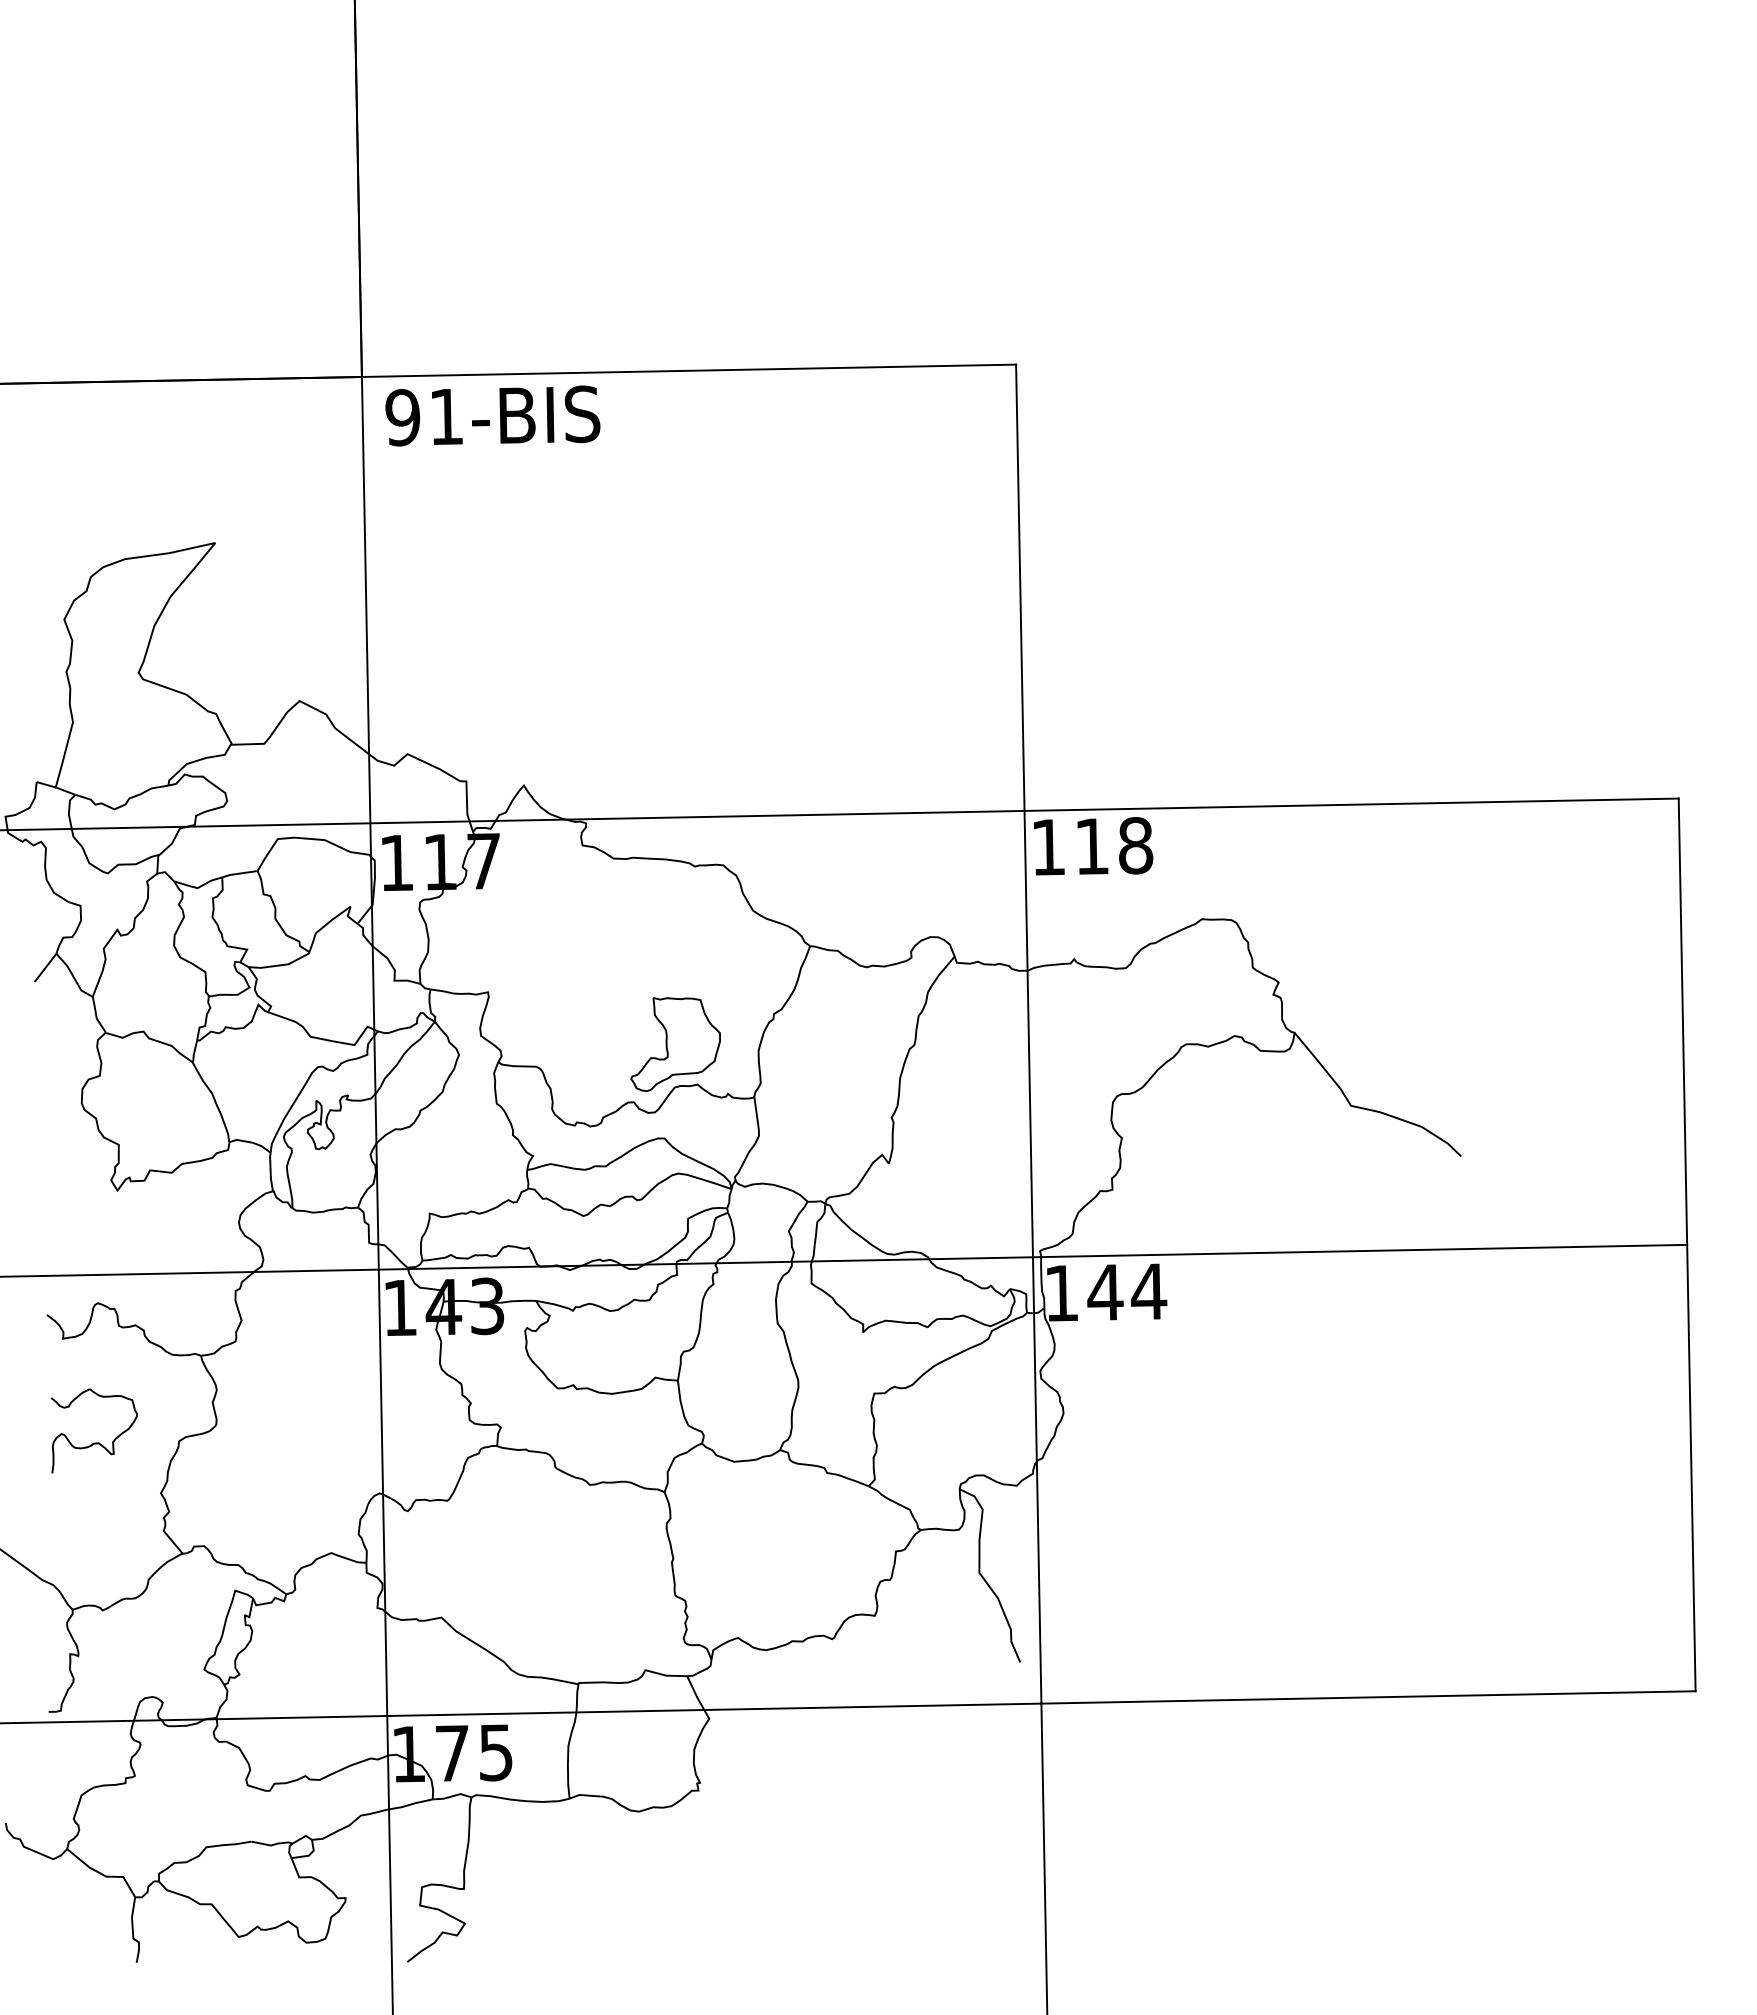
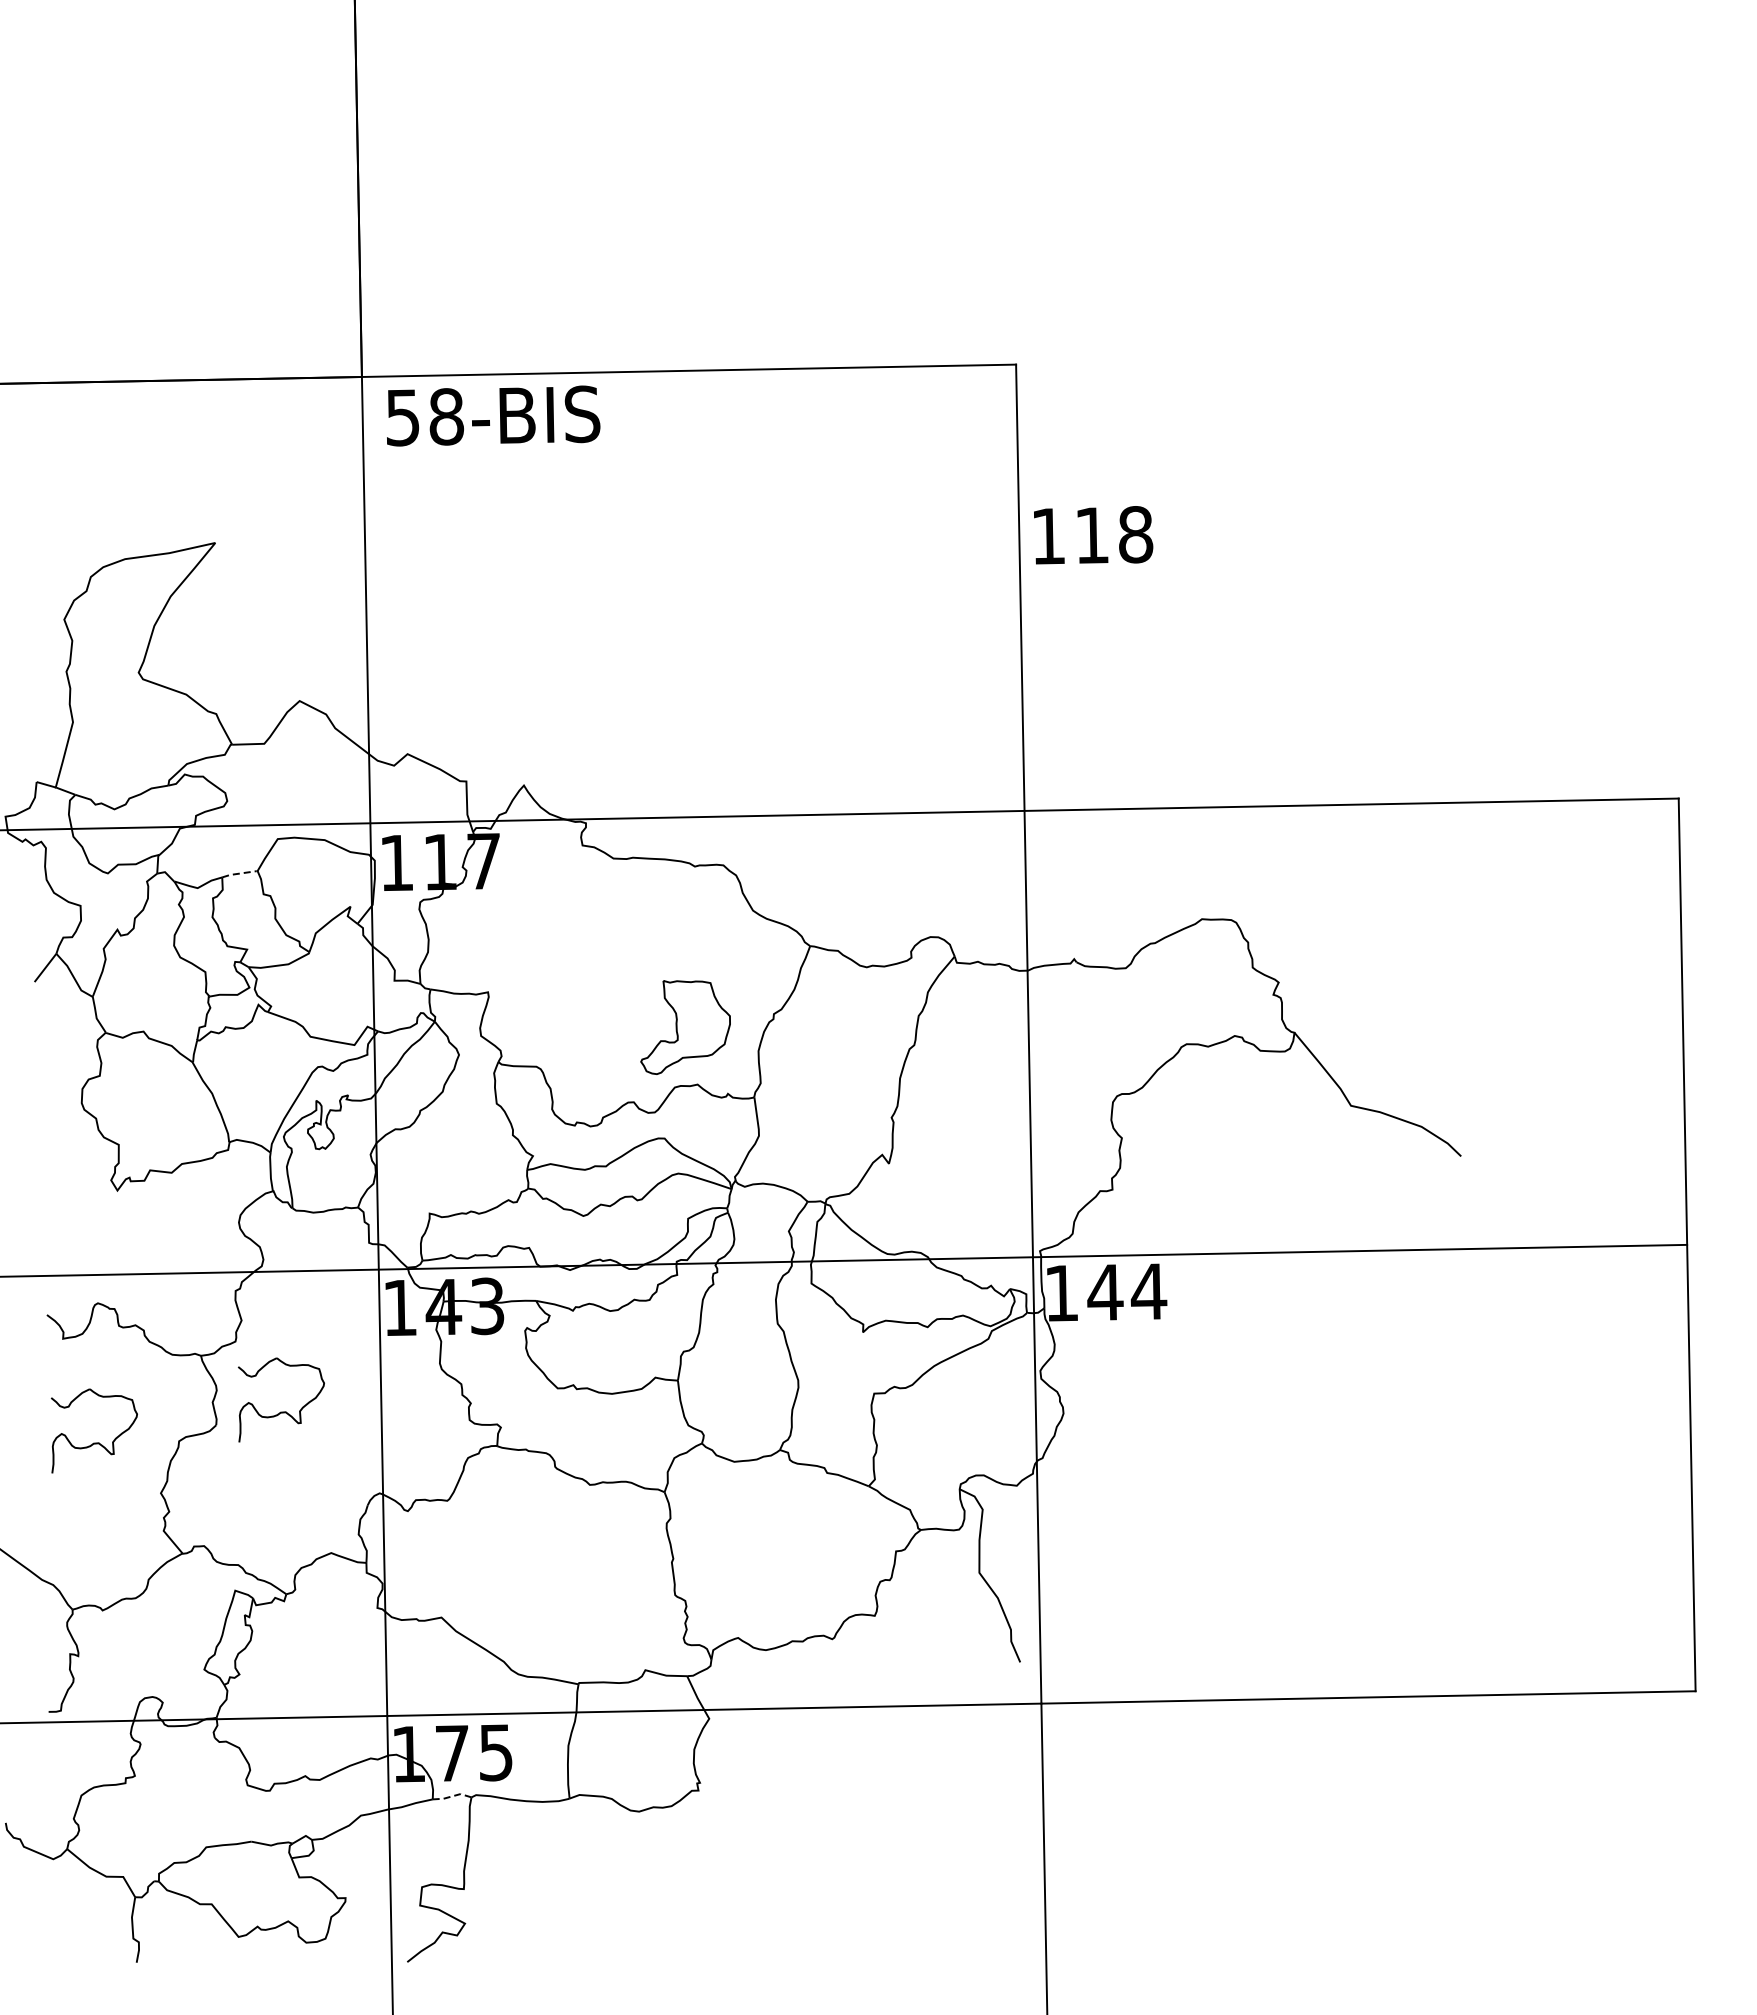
text: 91-BIS -> 58-BIS (424, 417)
text position: (1093, 846) -> (1093, 535) (1093, 535)
line: solid -> dashed (238, 873)
part position: (675, 1044) -> (685, 1027) (685, 1027)
part: none -> present (281, 1411)
line: solid -> dashed (452, 1796)
